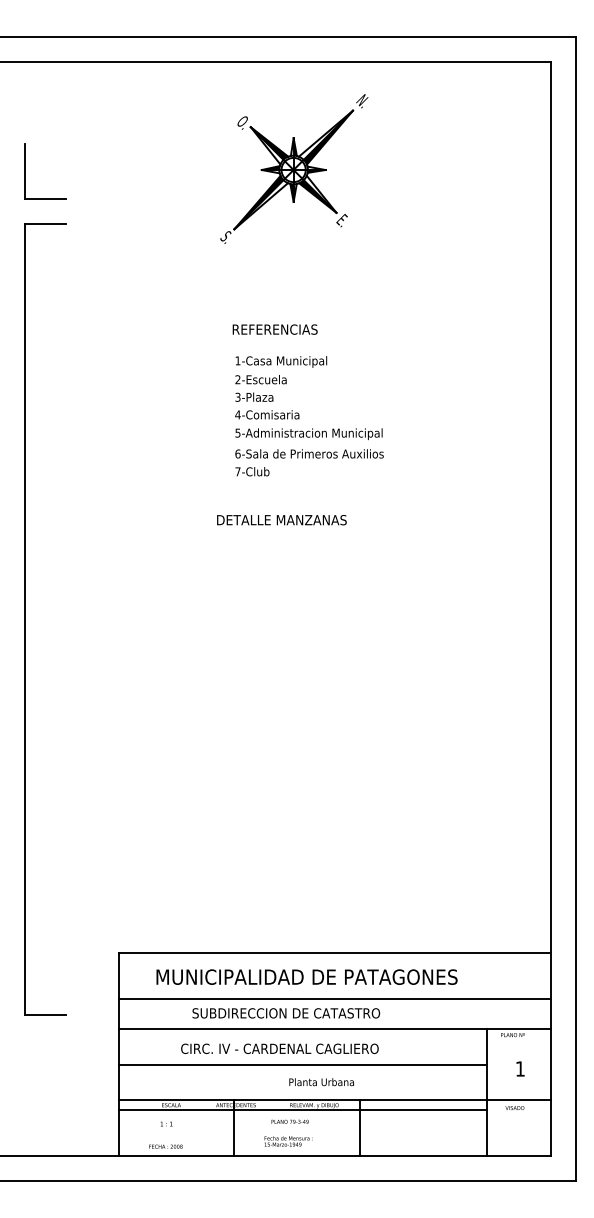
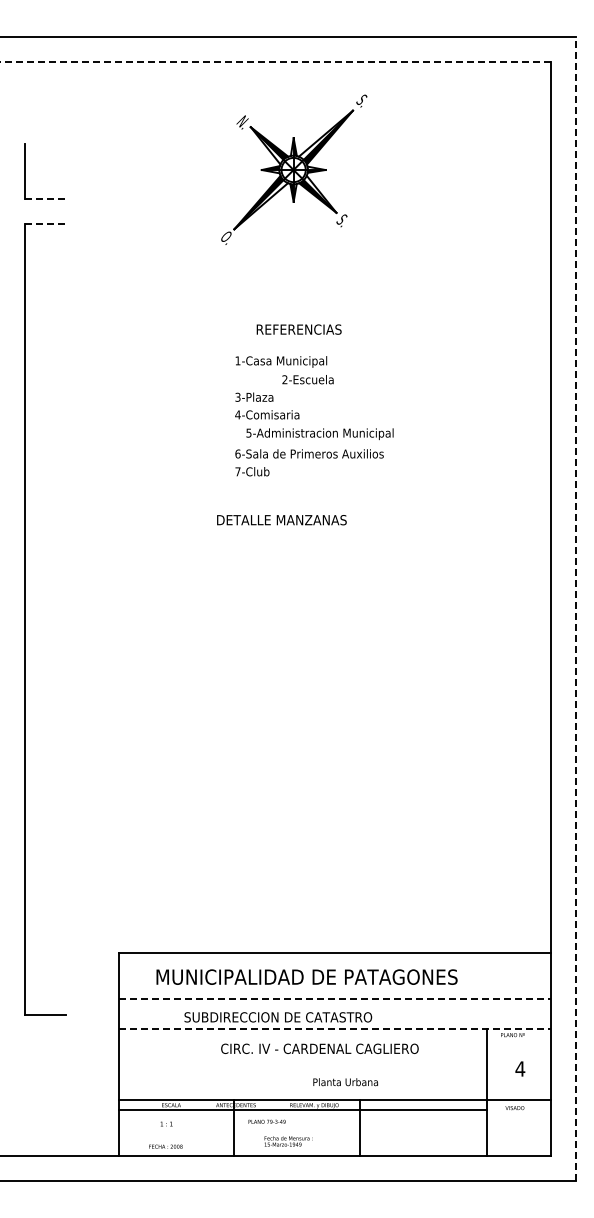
line: solid -> dashed (275, 61)
text: N. -> S. (362, 101)
text: O. -> N. (242, 122)
line: solid -> dashed (45, 198)
text: E. -> S. (341, 219)
line: solid -> dashed (45, 224)
text: S. -> O. (225, 237)
text position: (274, 329) -> (298, 329) (298, 329)
text position: (260, 379) -> (307, 379) (307, 379)
text position: (308, 434) -> (319, 434) (319, 434)
line: solid -> dashed (576, 608)
line: solid -> dashed (335, 998)
text position: (286, 1013) -> (278, 1017) (278, 1017)
line: solid -> dashed (335, 1029)
text position: (279, 1048) -> (319, 1048) (319, 1048)
line: present -> none (303, 1064)
text: 1 -> 4 (520, 1068)
text position: (321, 1082) -> (345, 1082) (345, 1082)
text position: (289, 1121) -> (266, 1121) (266, 1121)
